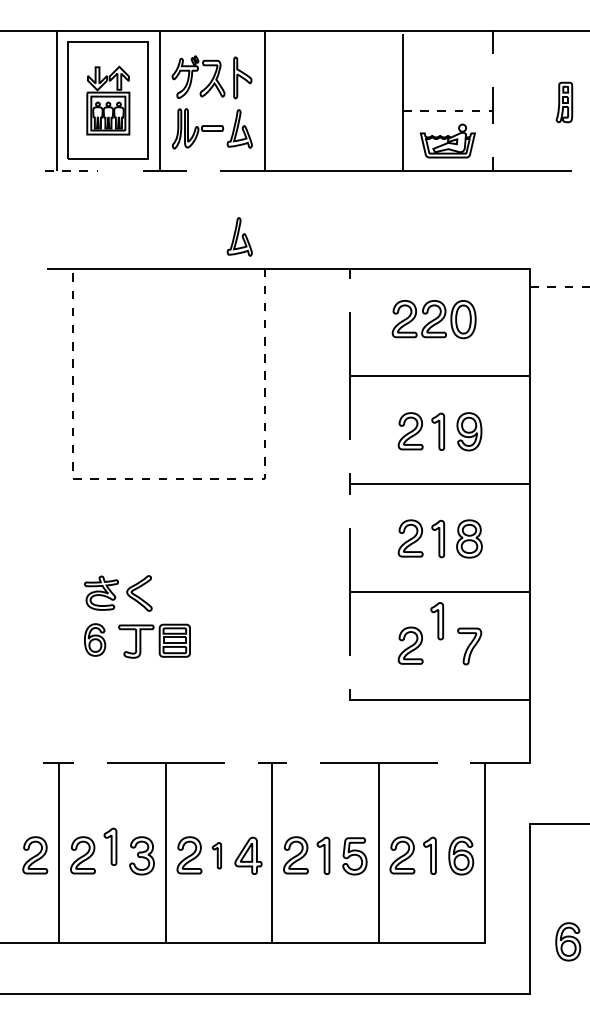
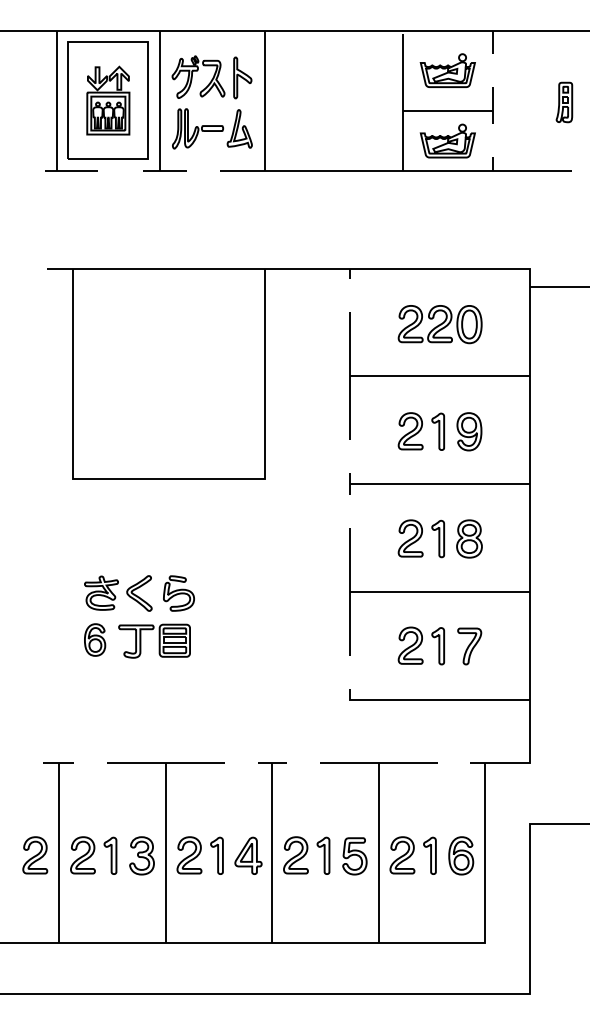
part: none -> present (447, 70)
line: dashed -> solid (447, 110)
line: dashed -> solid (71, 170)
part: present -> none (239, 236)
line: dashed -> solid (560, 286)
part position: (433, 319) -> (439, 324) (439, 324)
line: dashed -> solid (168, 479)
part: none -> present (178, 593)
part position: (436, 621) -> (437, 646) (437, 646)
part position: (110, 846) -> (110, 855) (110, 855)
part size: 10x28 px -> 14x39 px (216, 855)
part: present -> none (568, 941)
